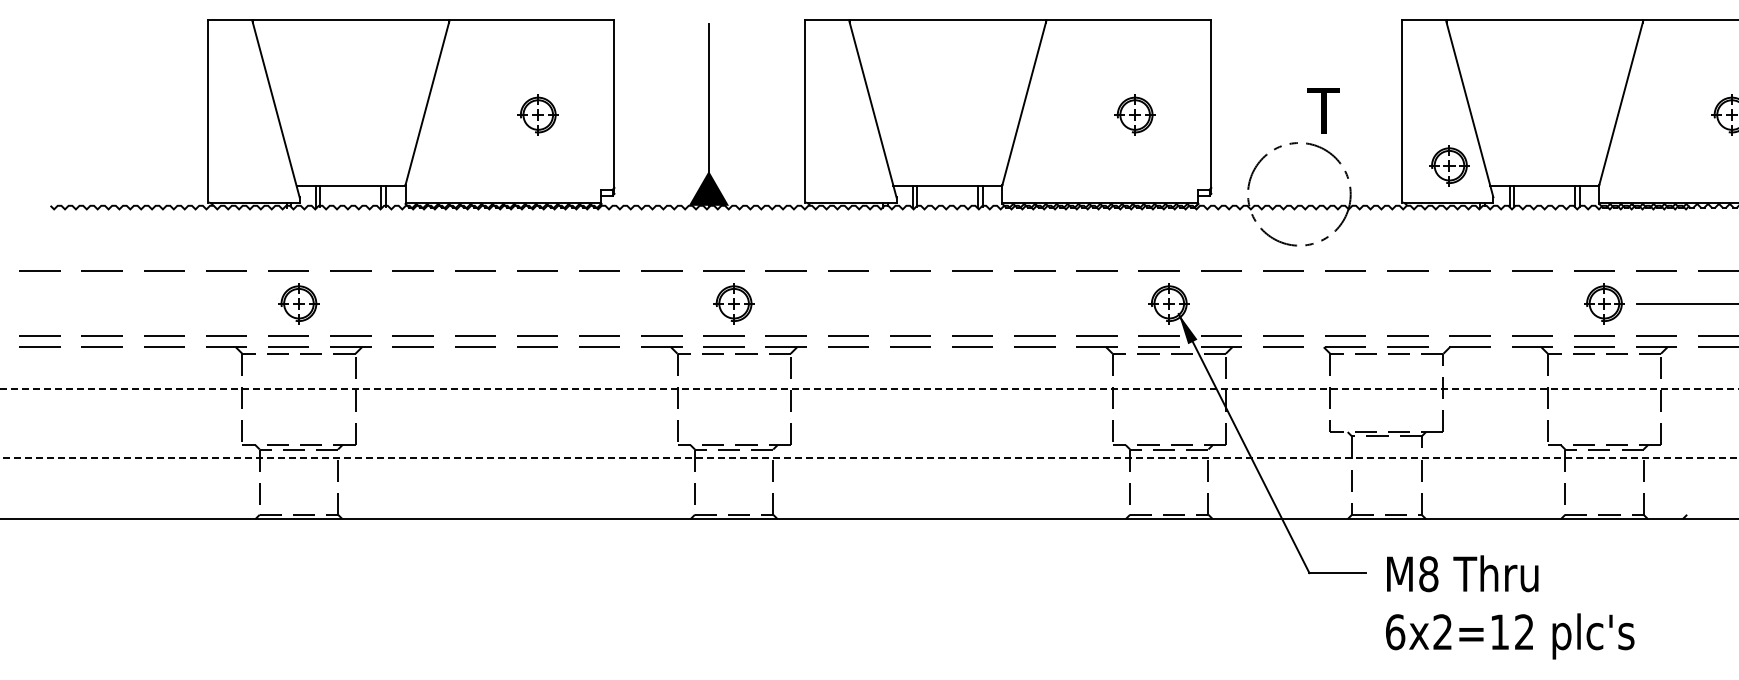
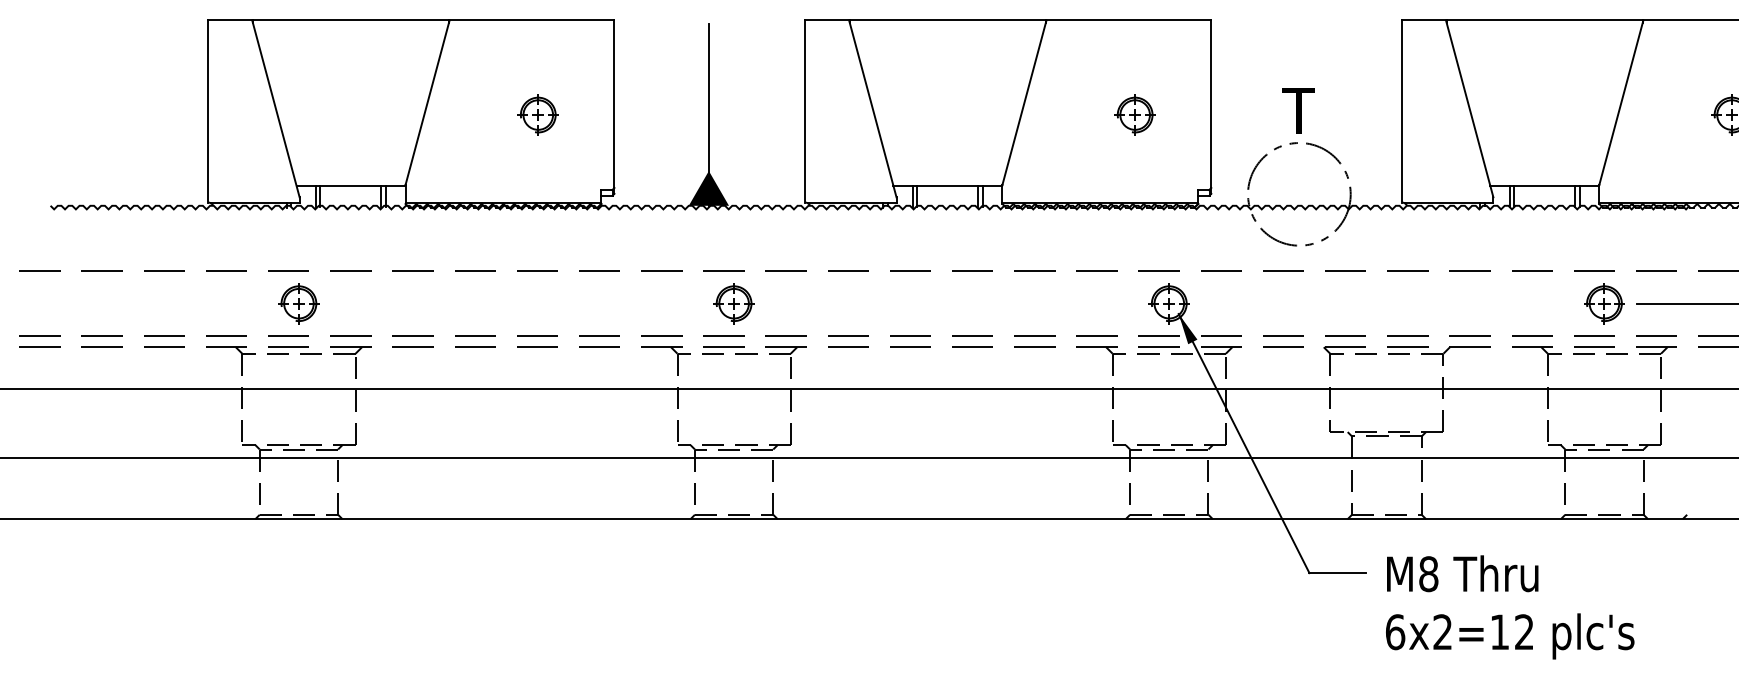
text position: (1323, 110) -> (1298, 110) (1298, 110)
part: present -> none (1449, 165)
line: dashed -> solid (869, 388)
line: dashed -> solid (869, 458)
